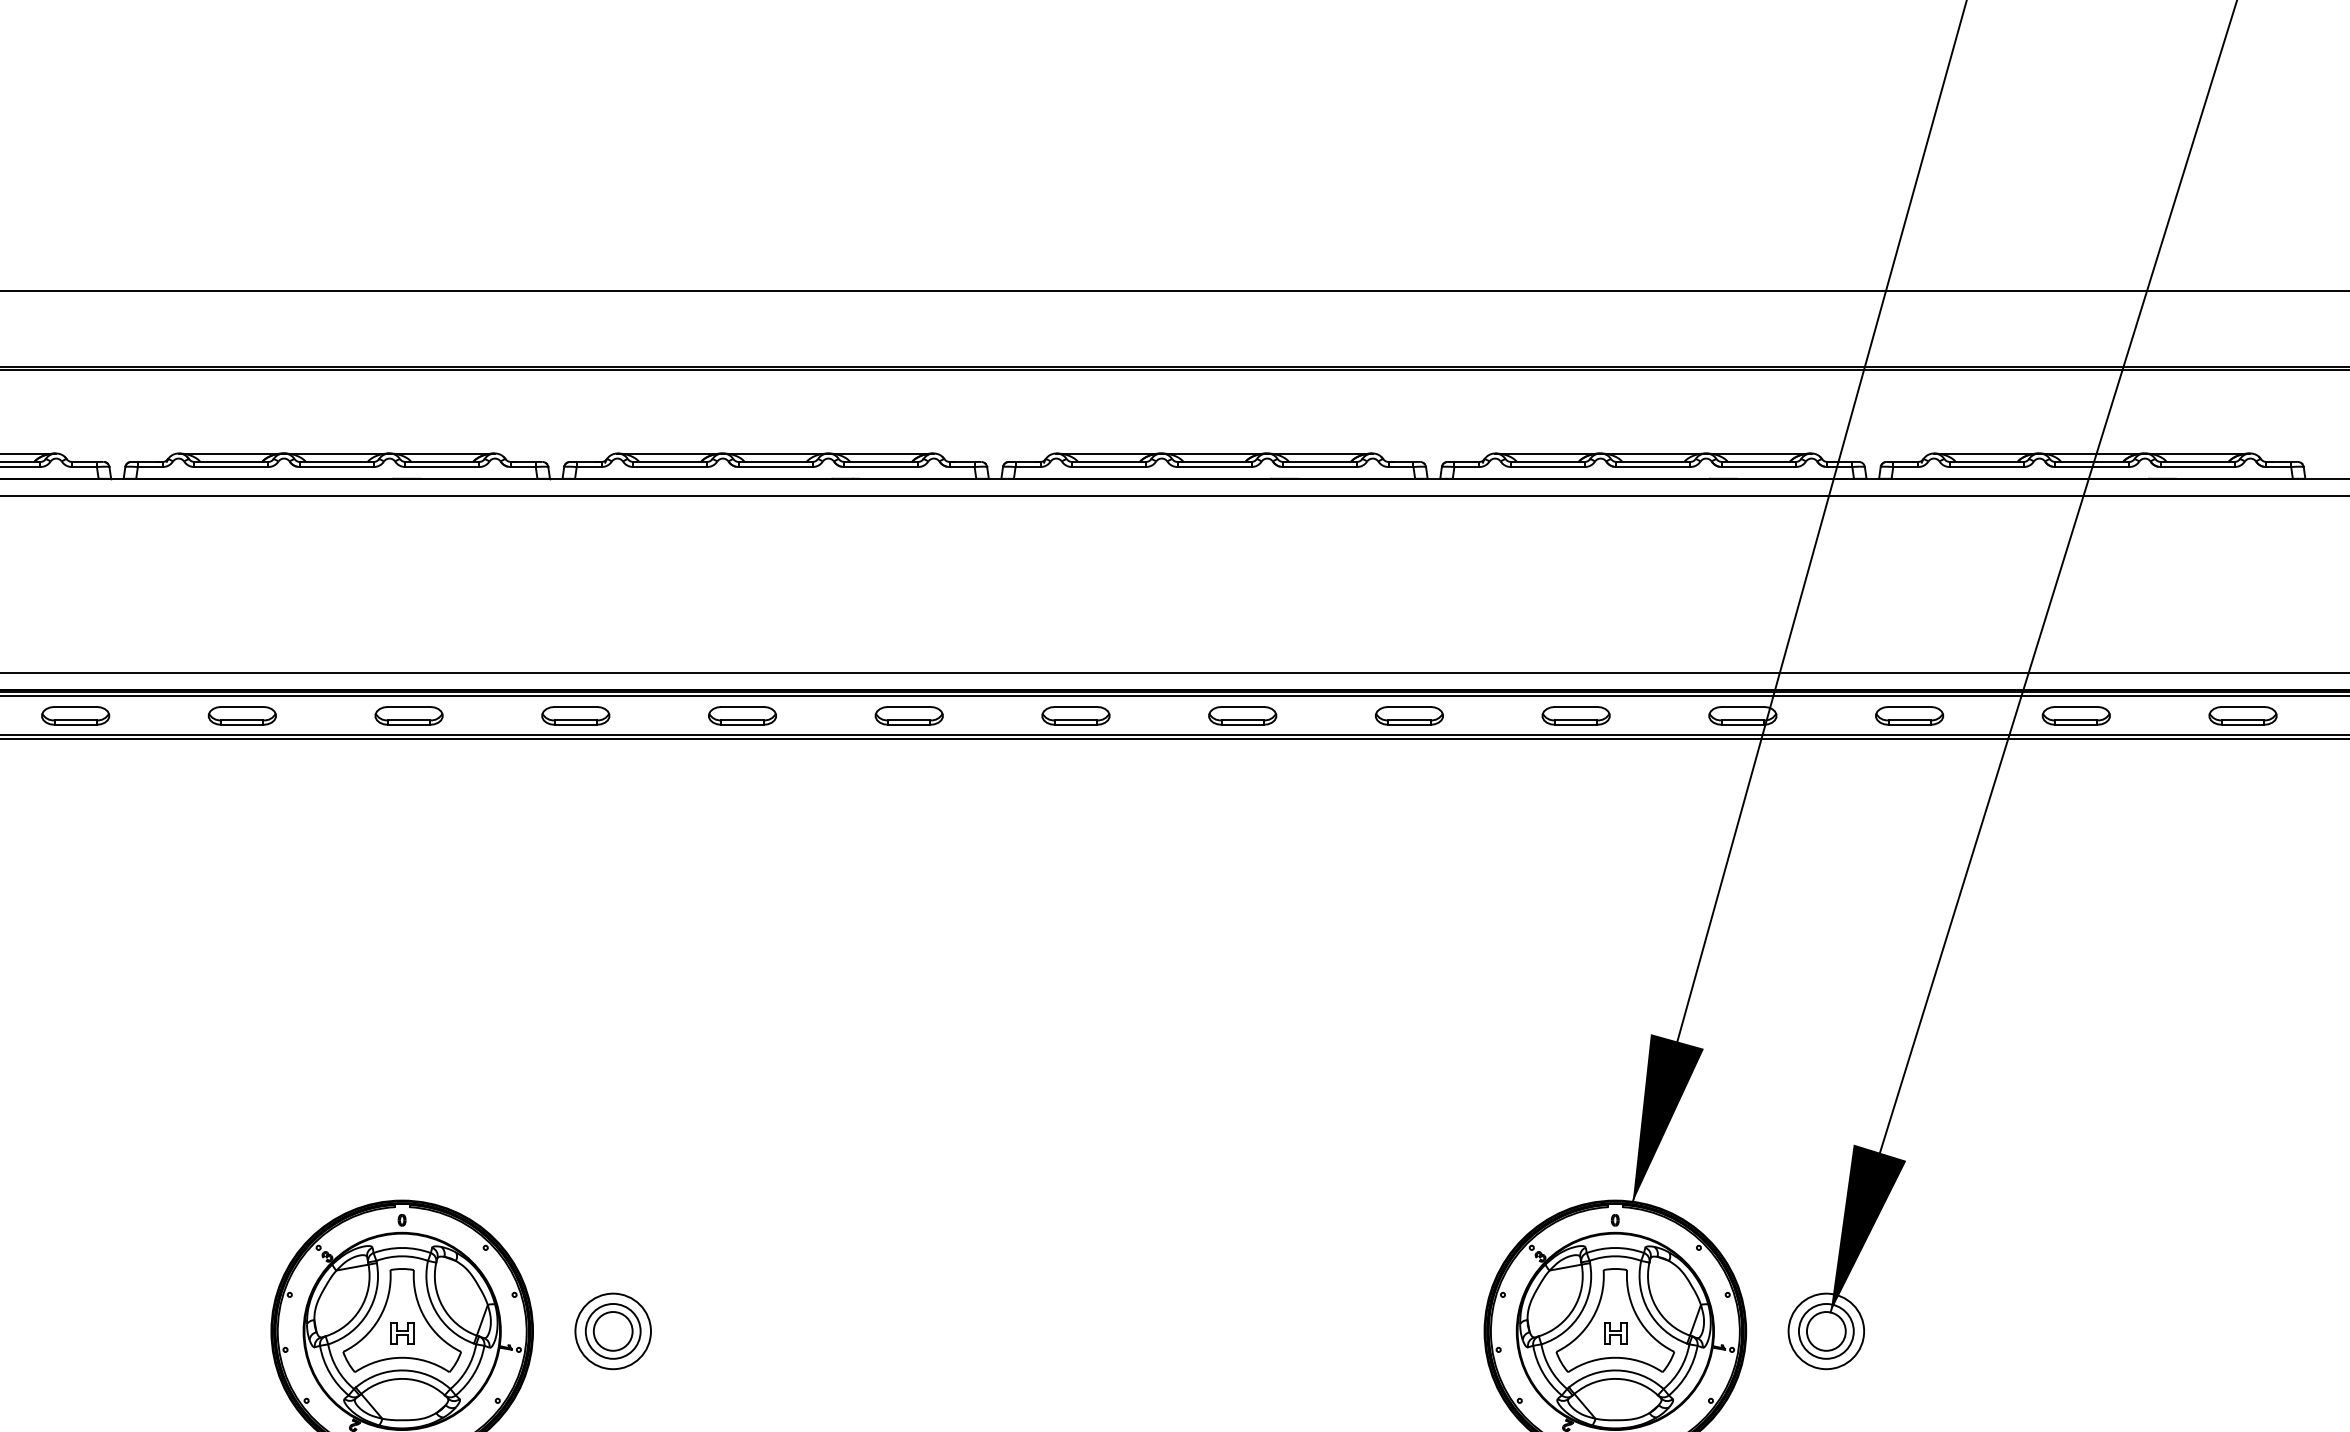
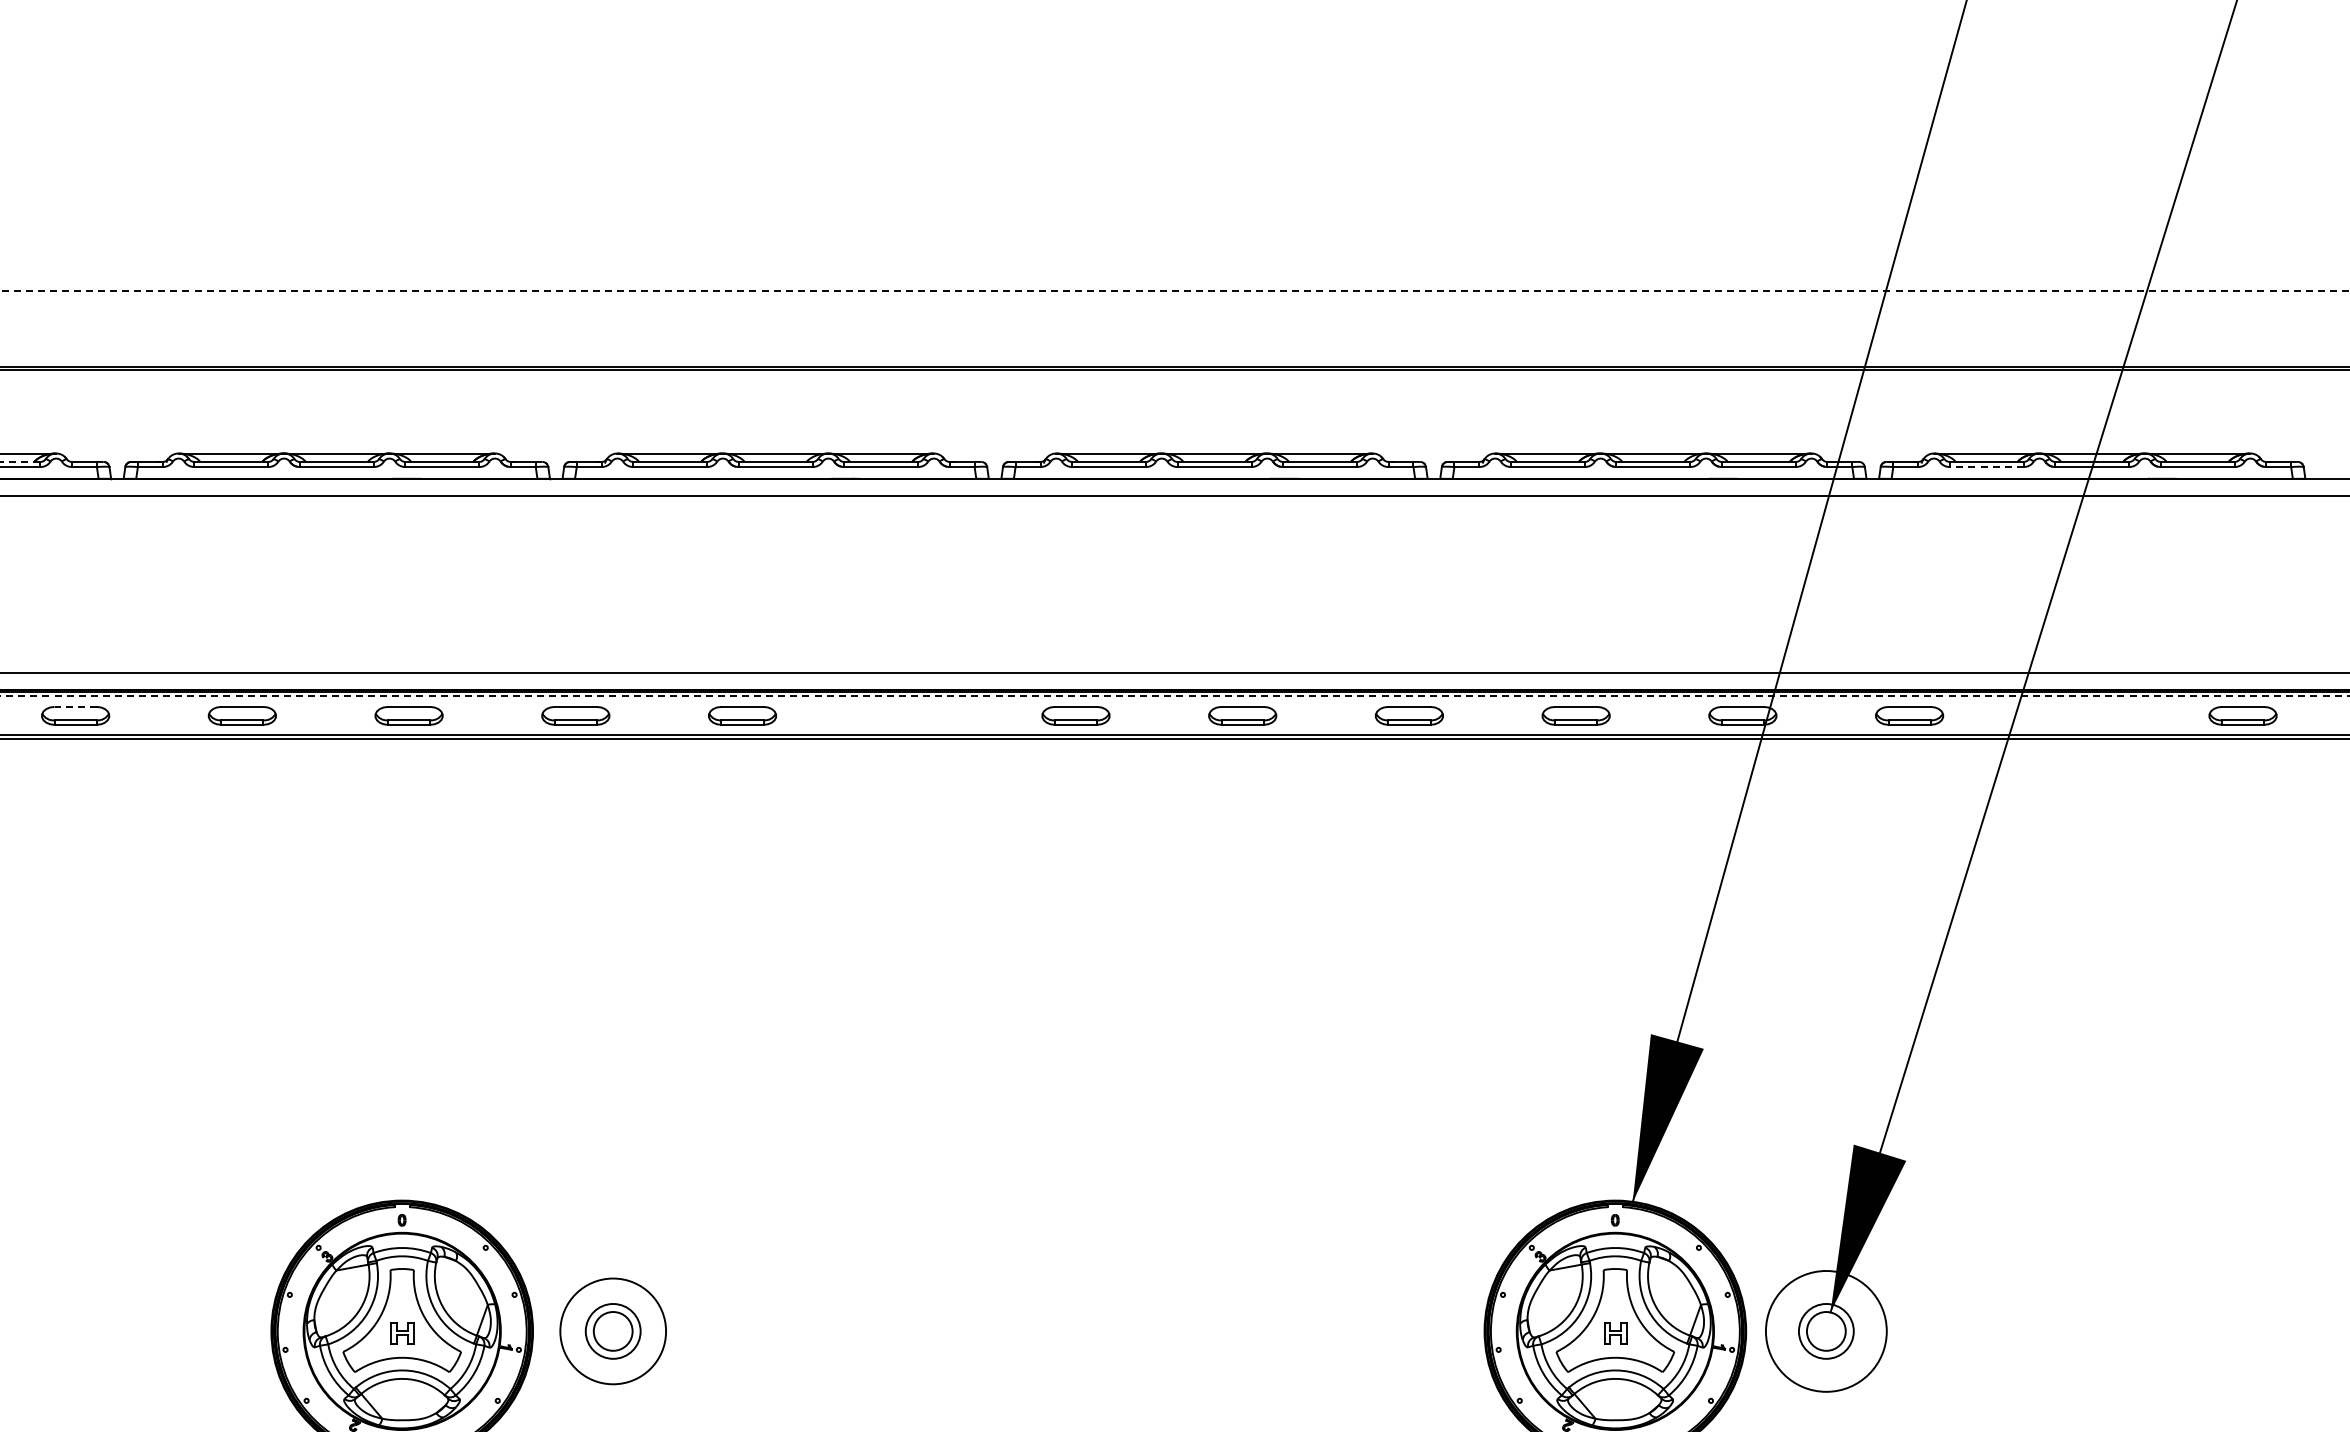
line: solid -> dashed (1174, 291)
line: solid -> dashed (20, 461)
line: solid -> dashed (1986, 467)
line: solid -> dashed (1176, 696)
line: solid -> dashed (75, 706)
part: present -> none (908, 715)
part: present -> none (2075, 715)
circle diameter: 76 px -> 106 px (613, 1331)
circle diameter: 76 px -> 121 px (1825, 1330)
